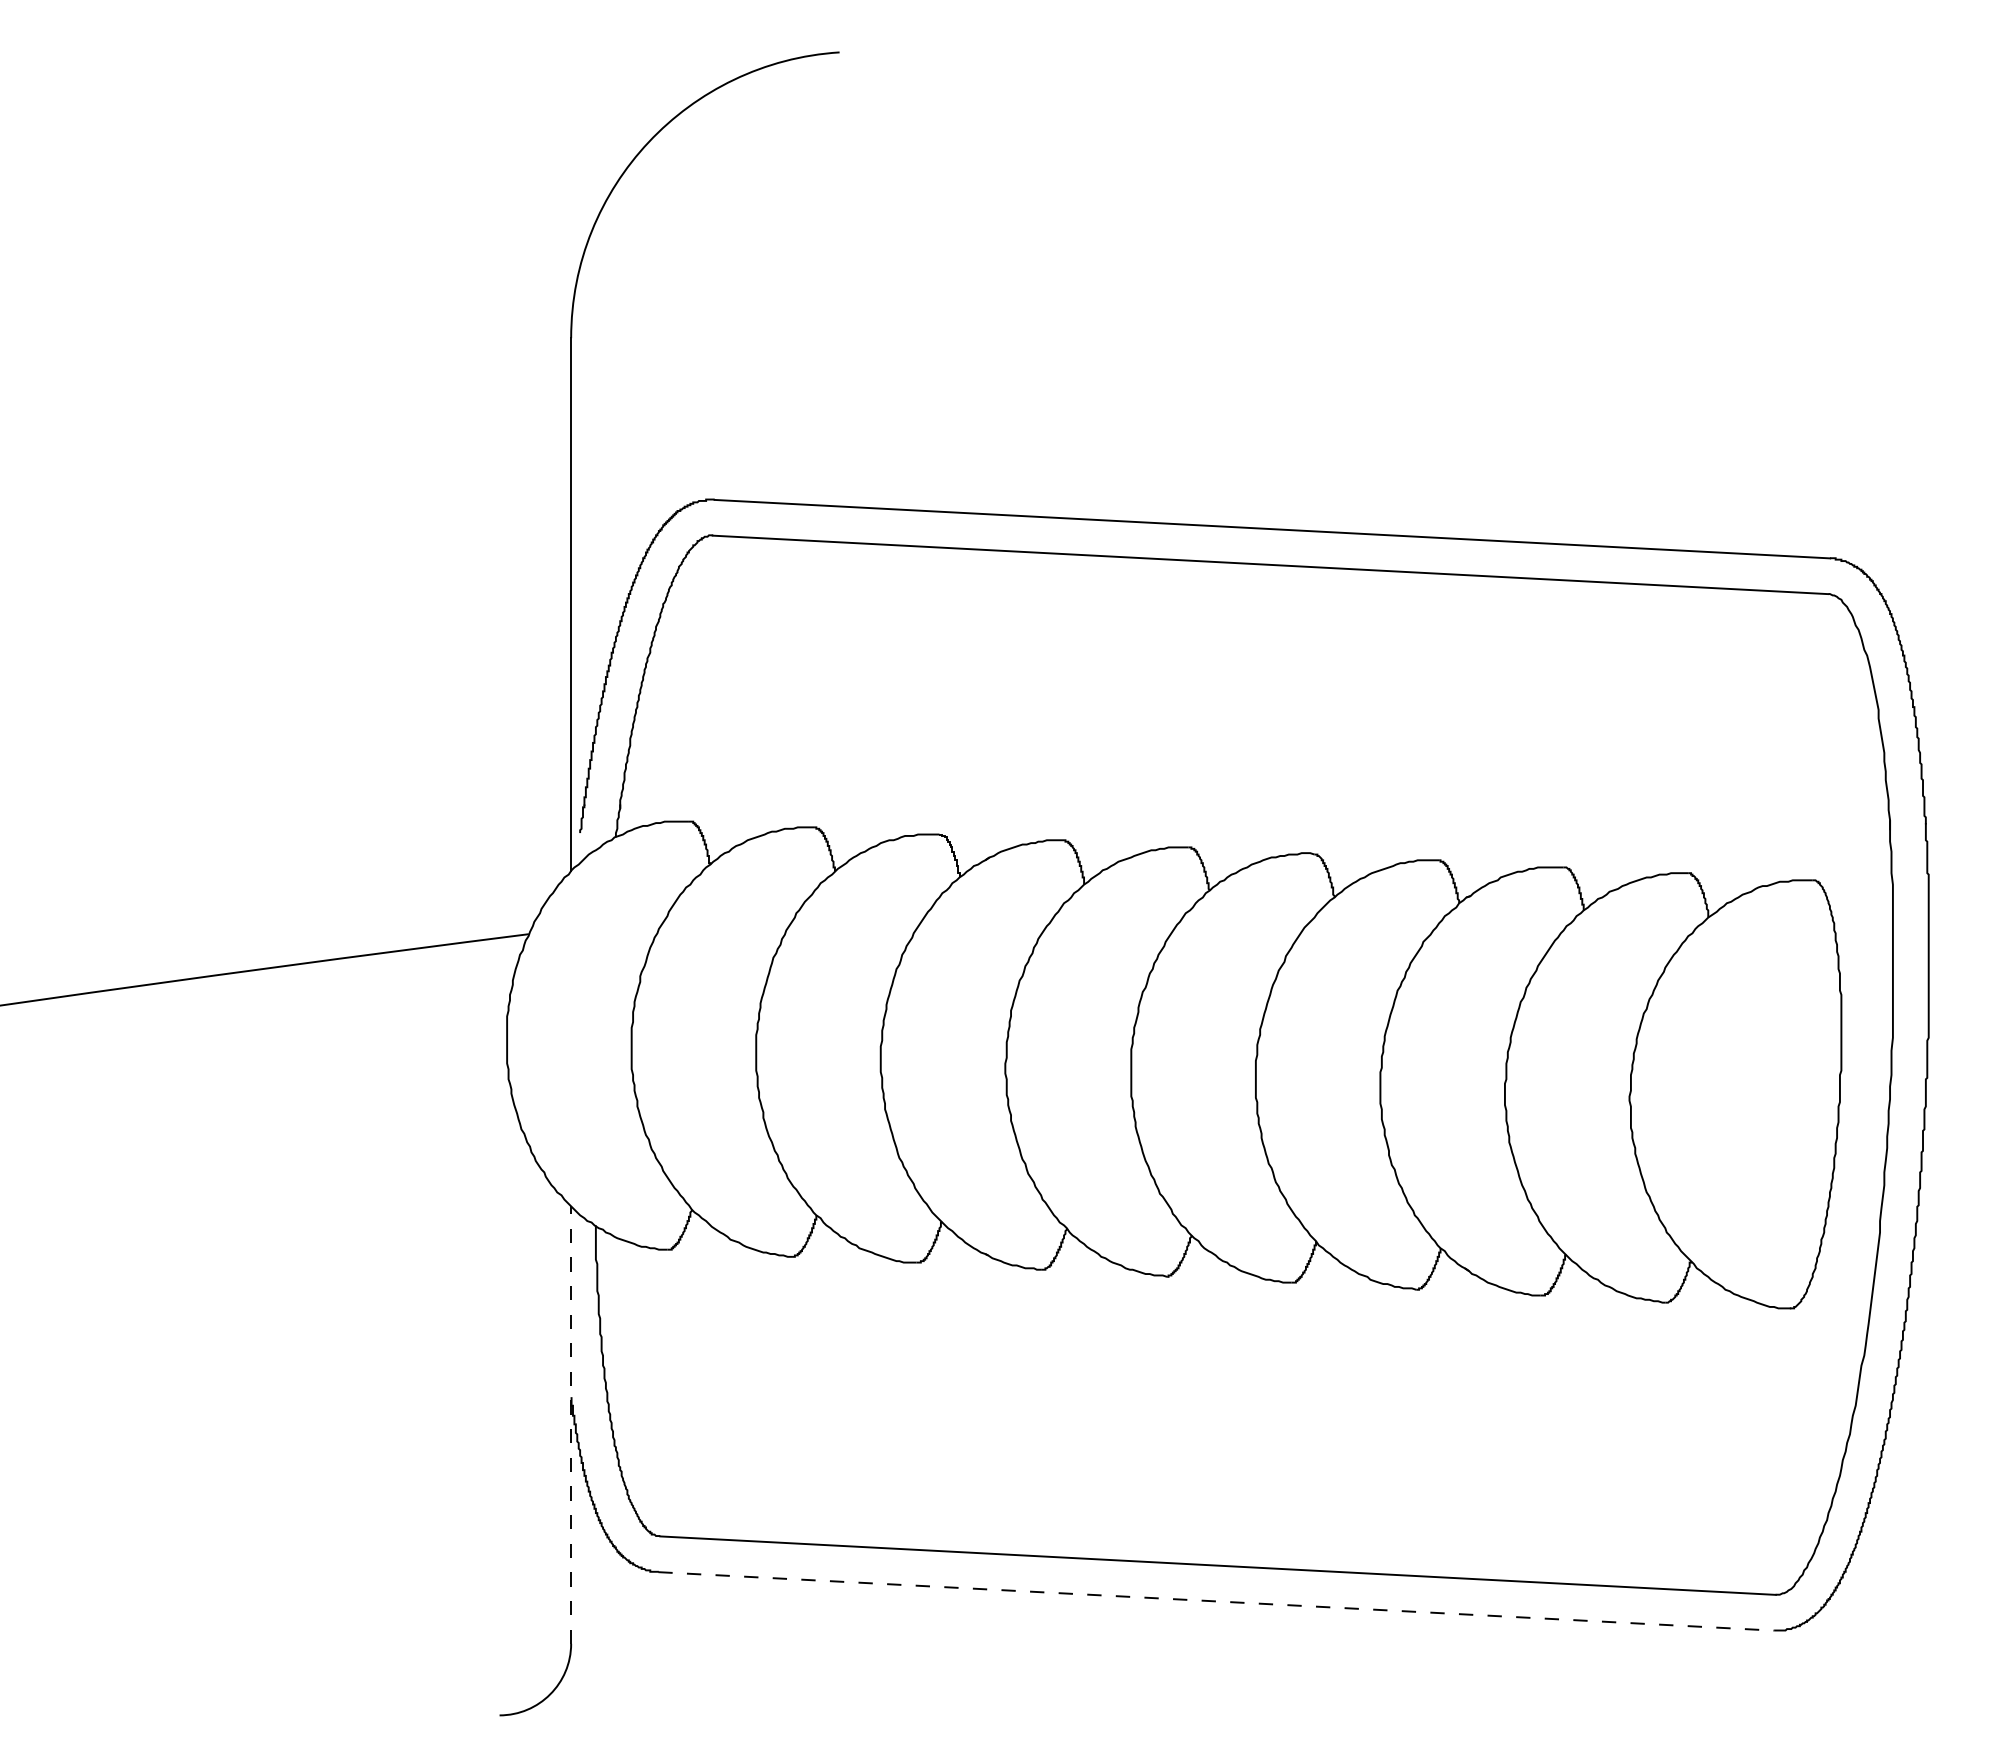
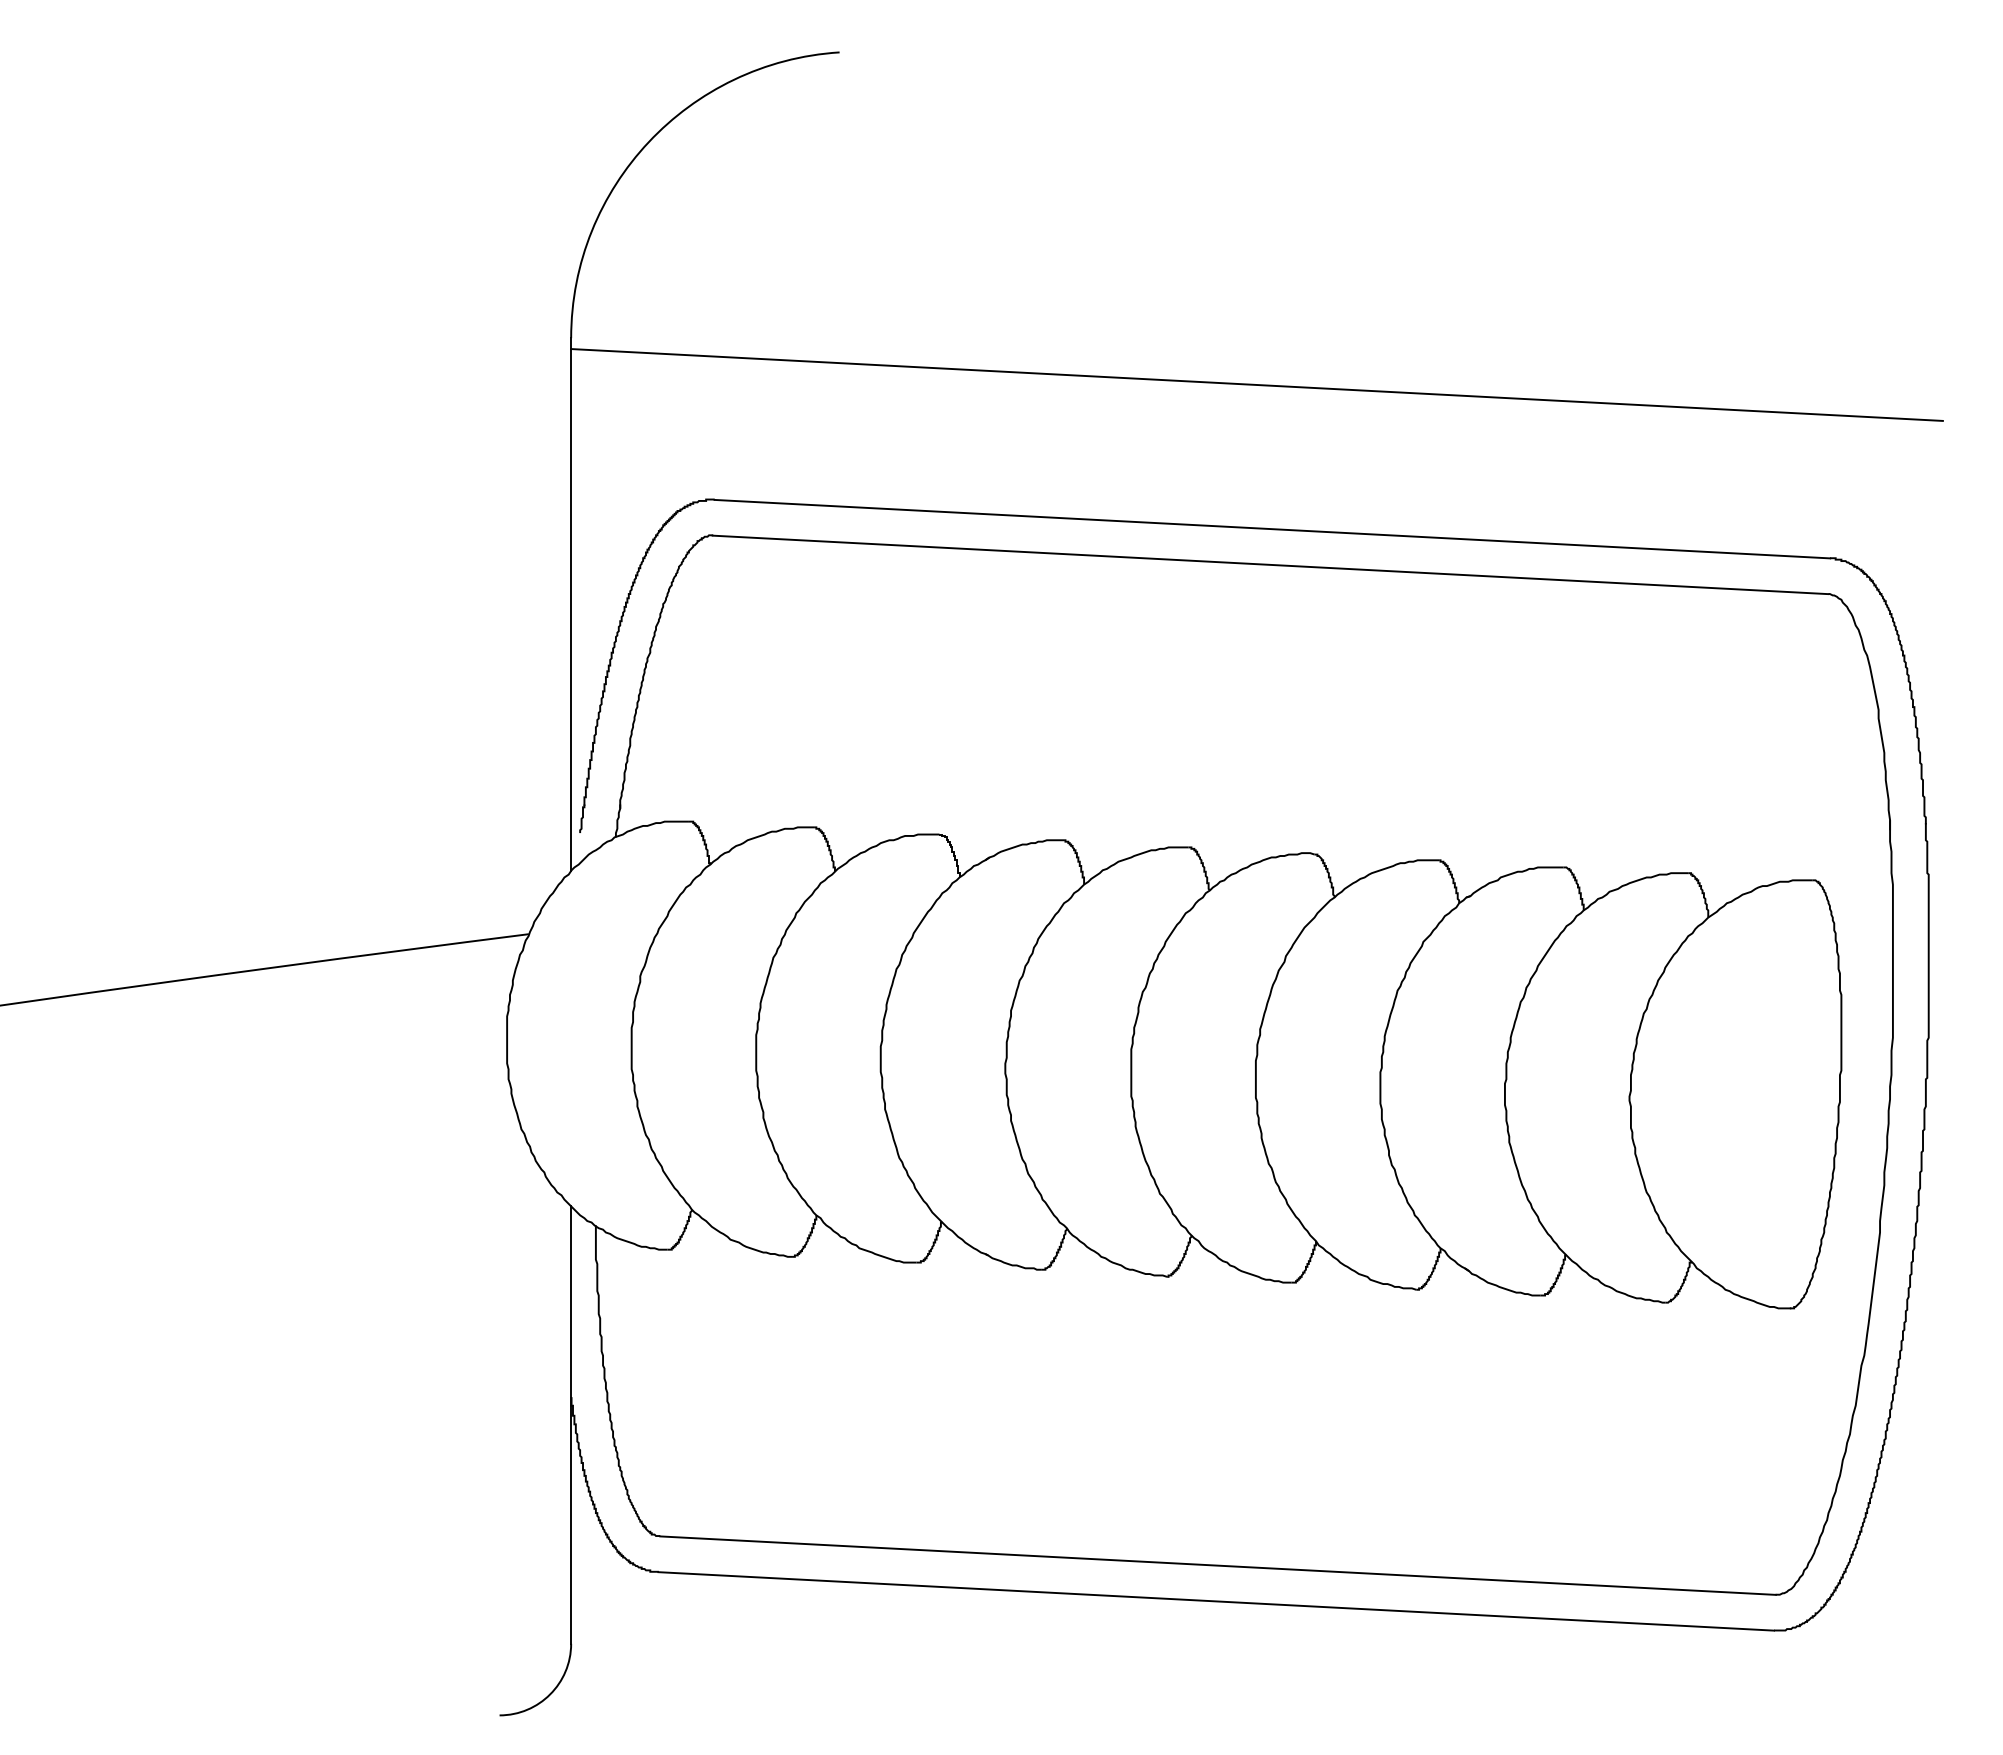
line: none -> present (1256, 384)
line: dashed -> solid (571, 1425)
line: dashed -> solid (1216, 1601)
